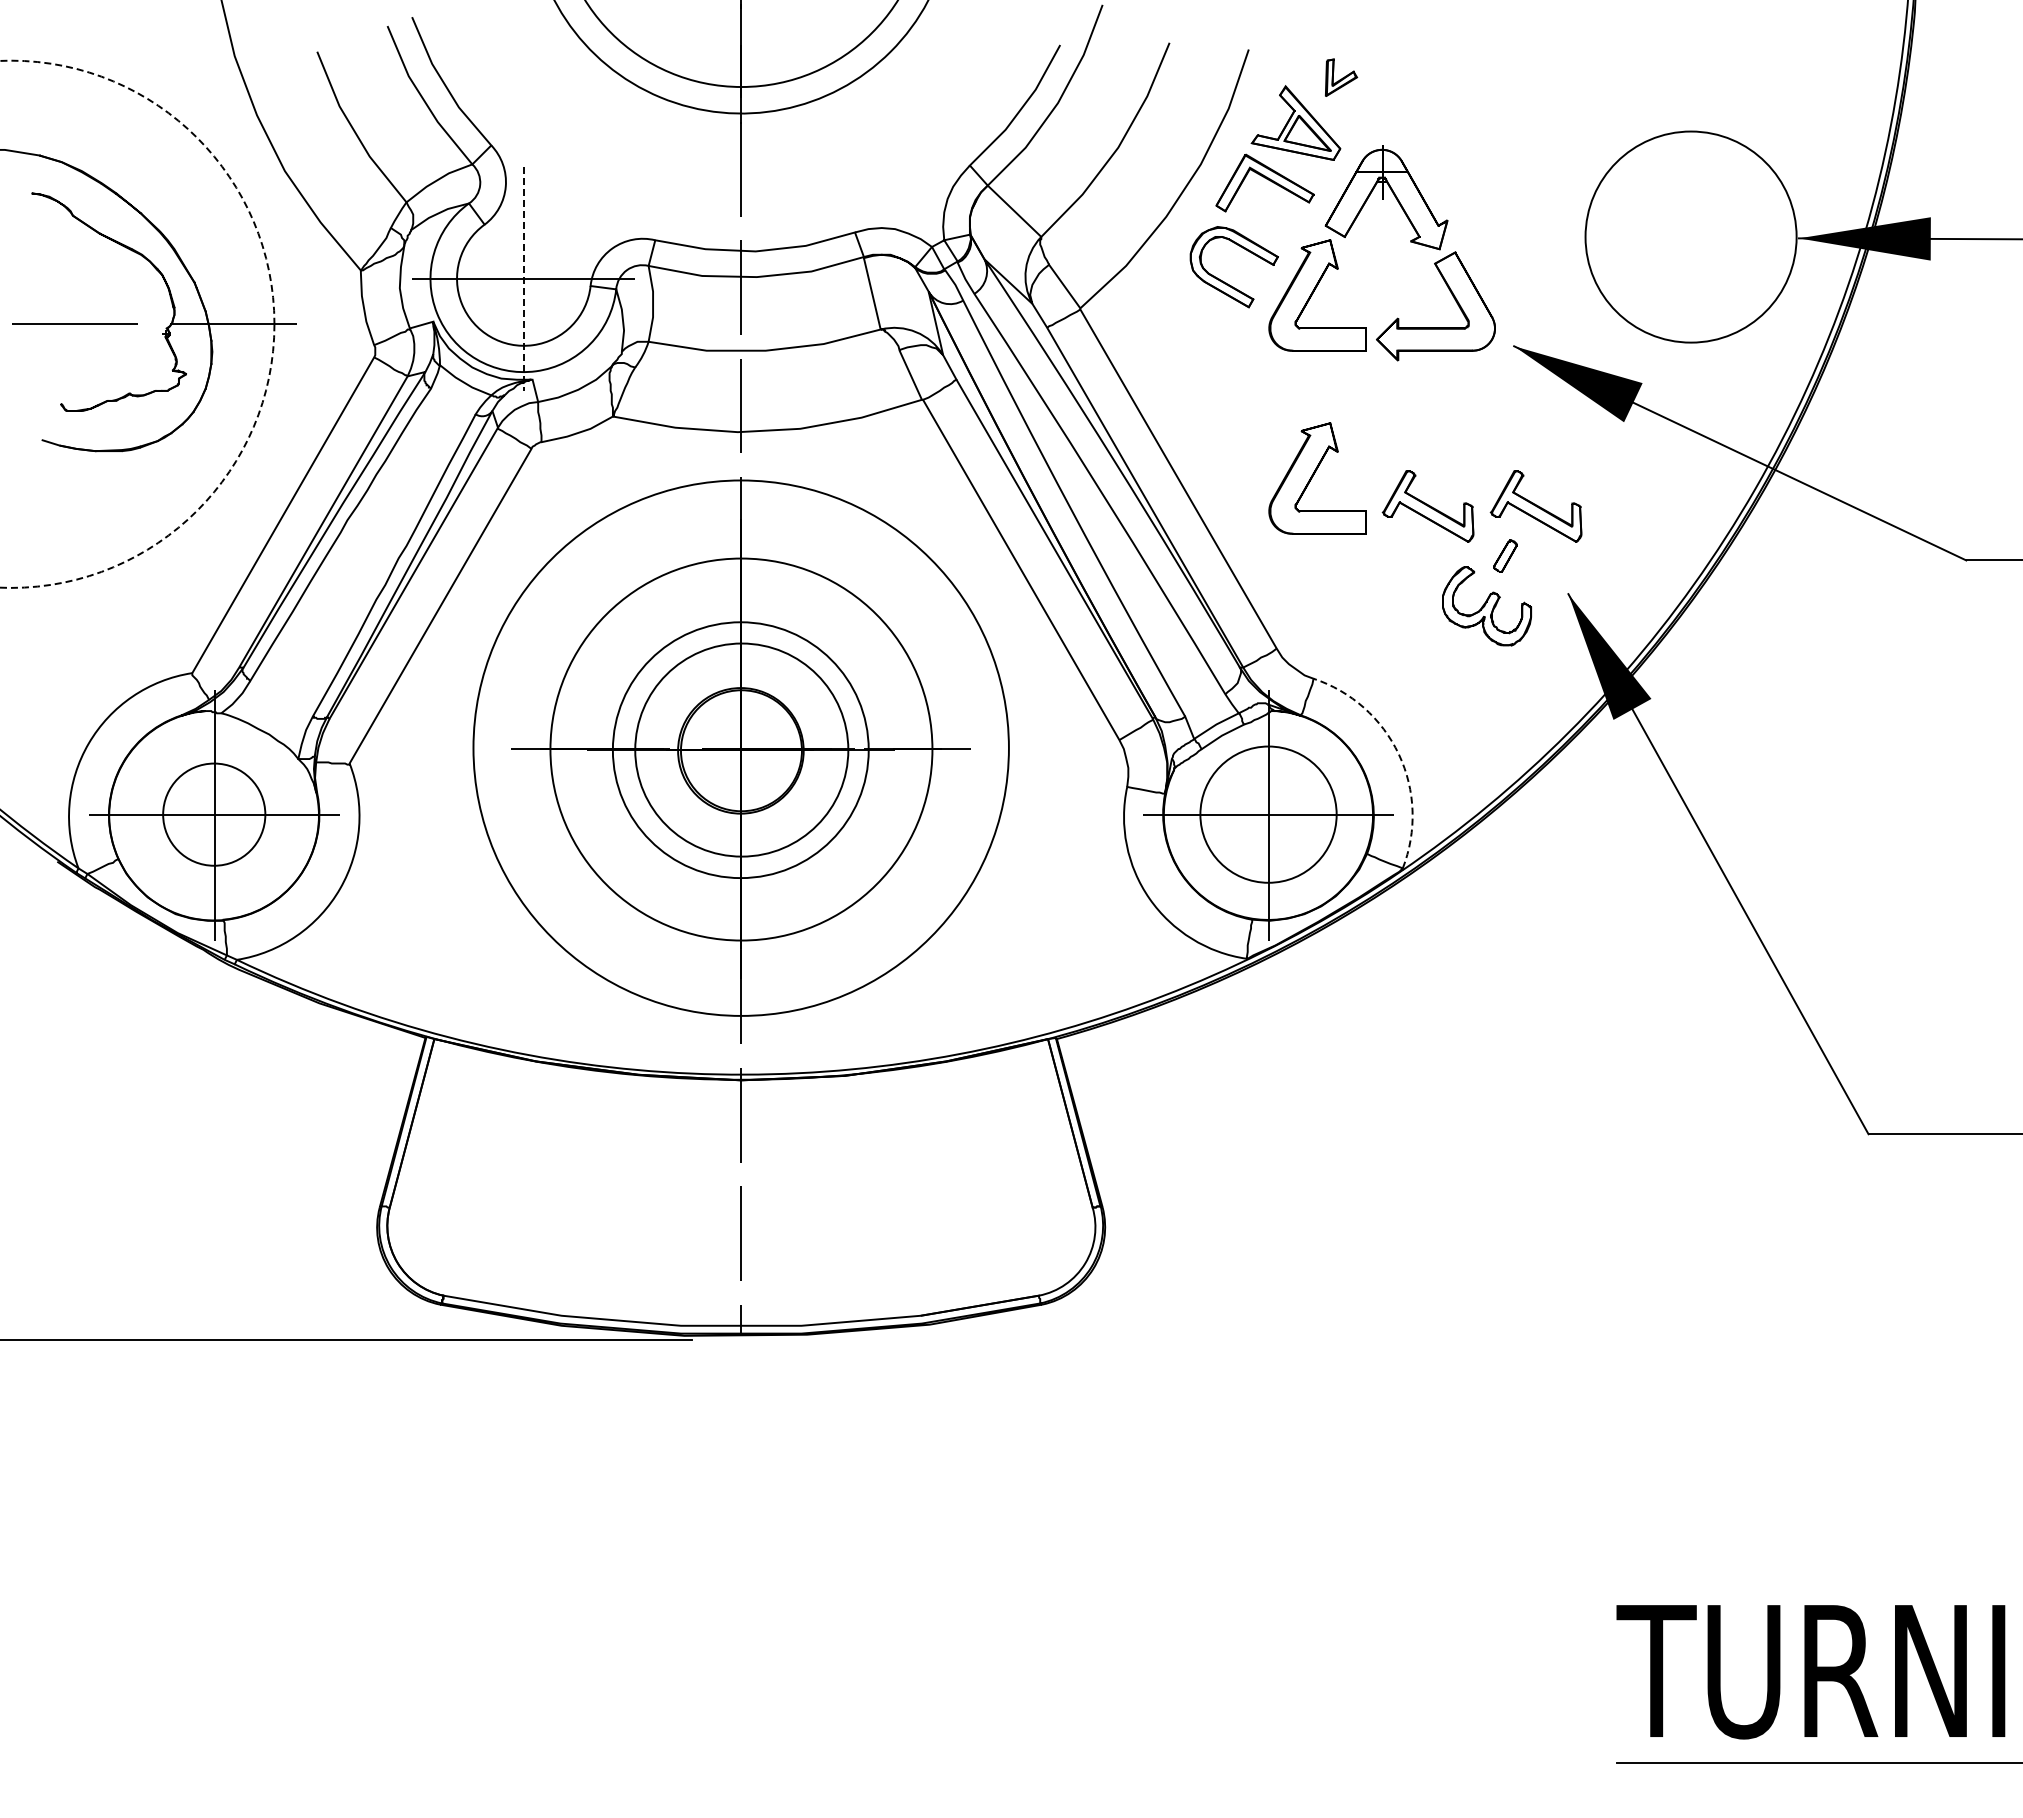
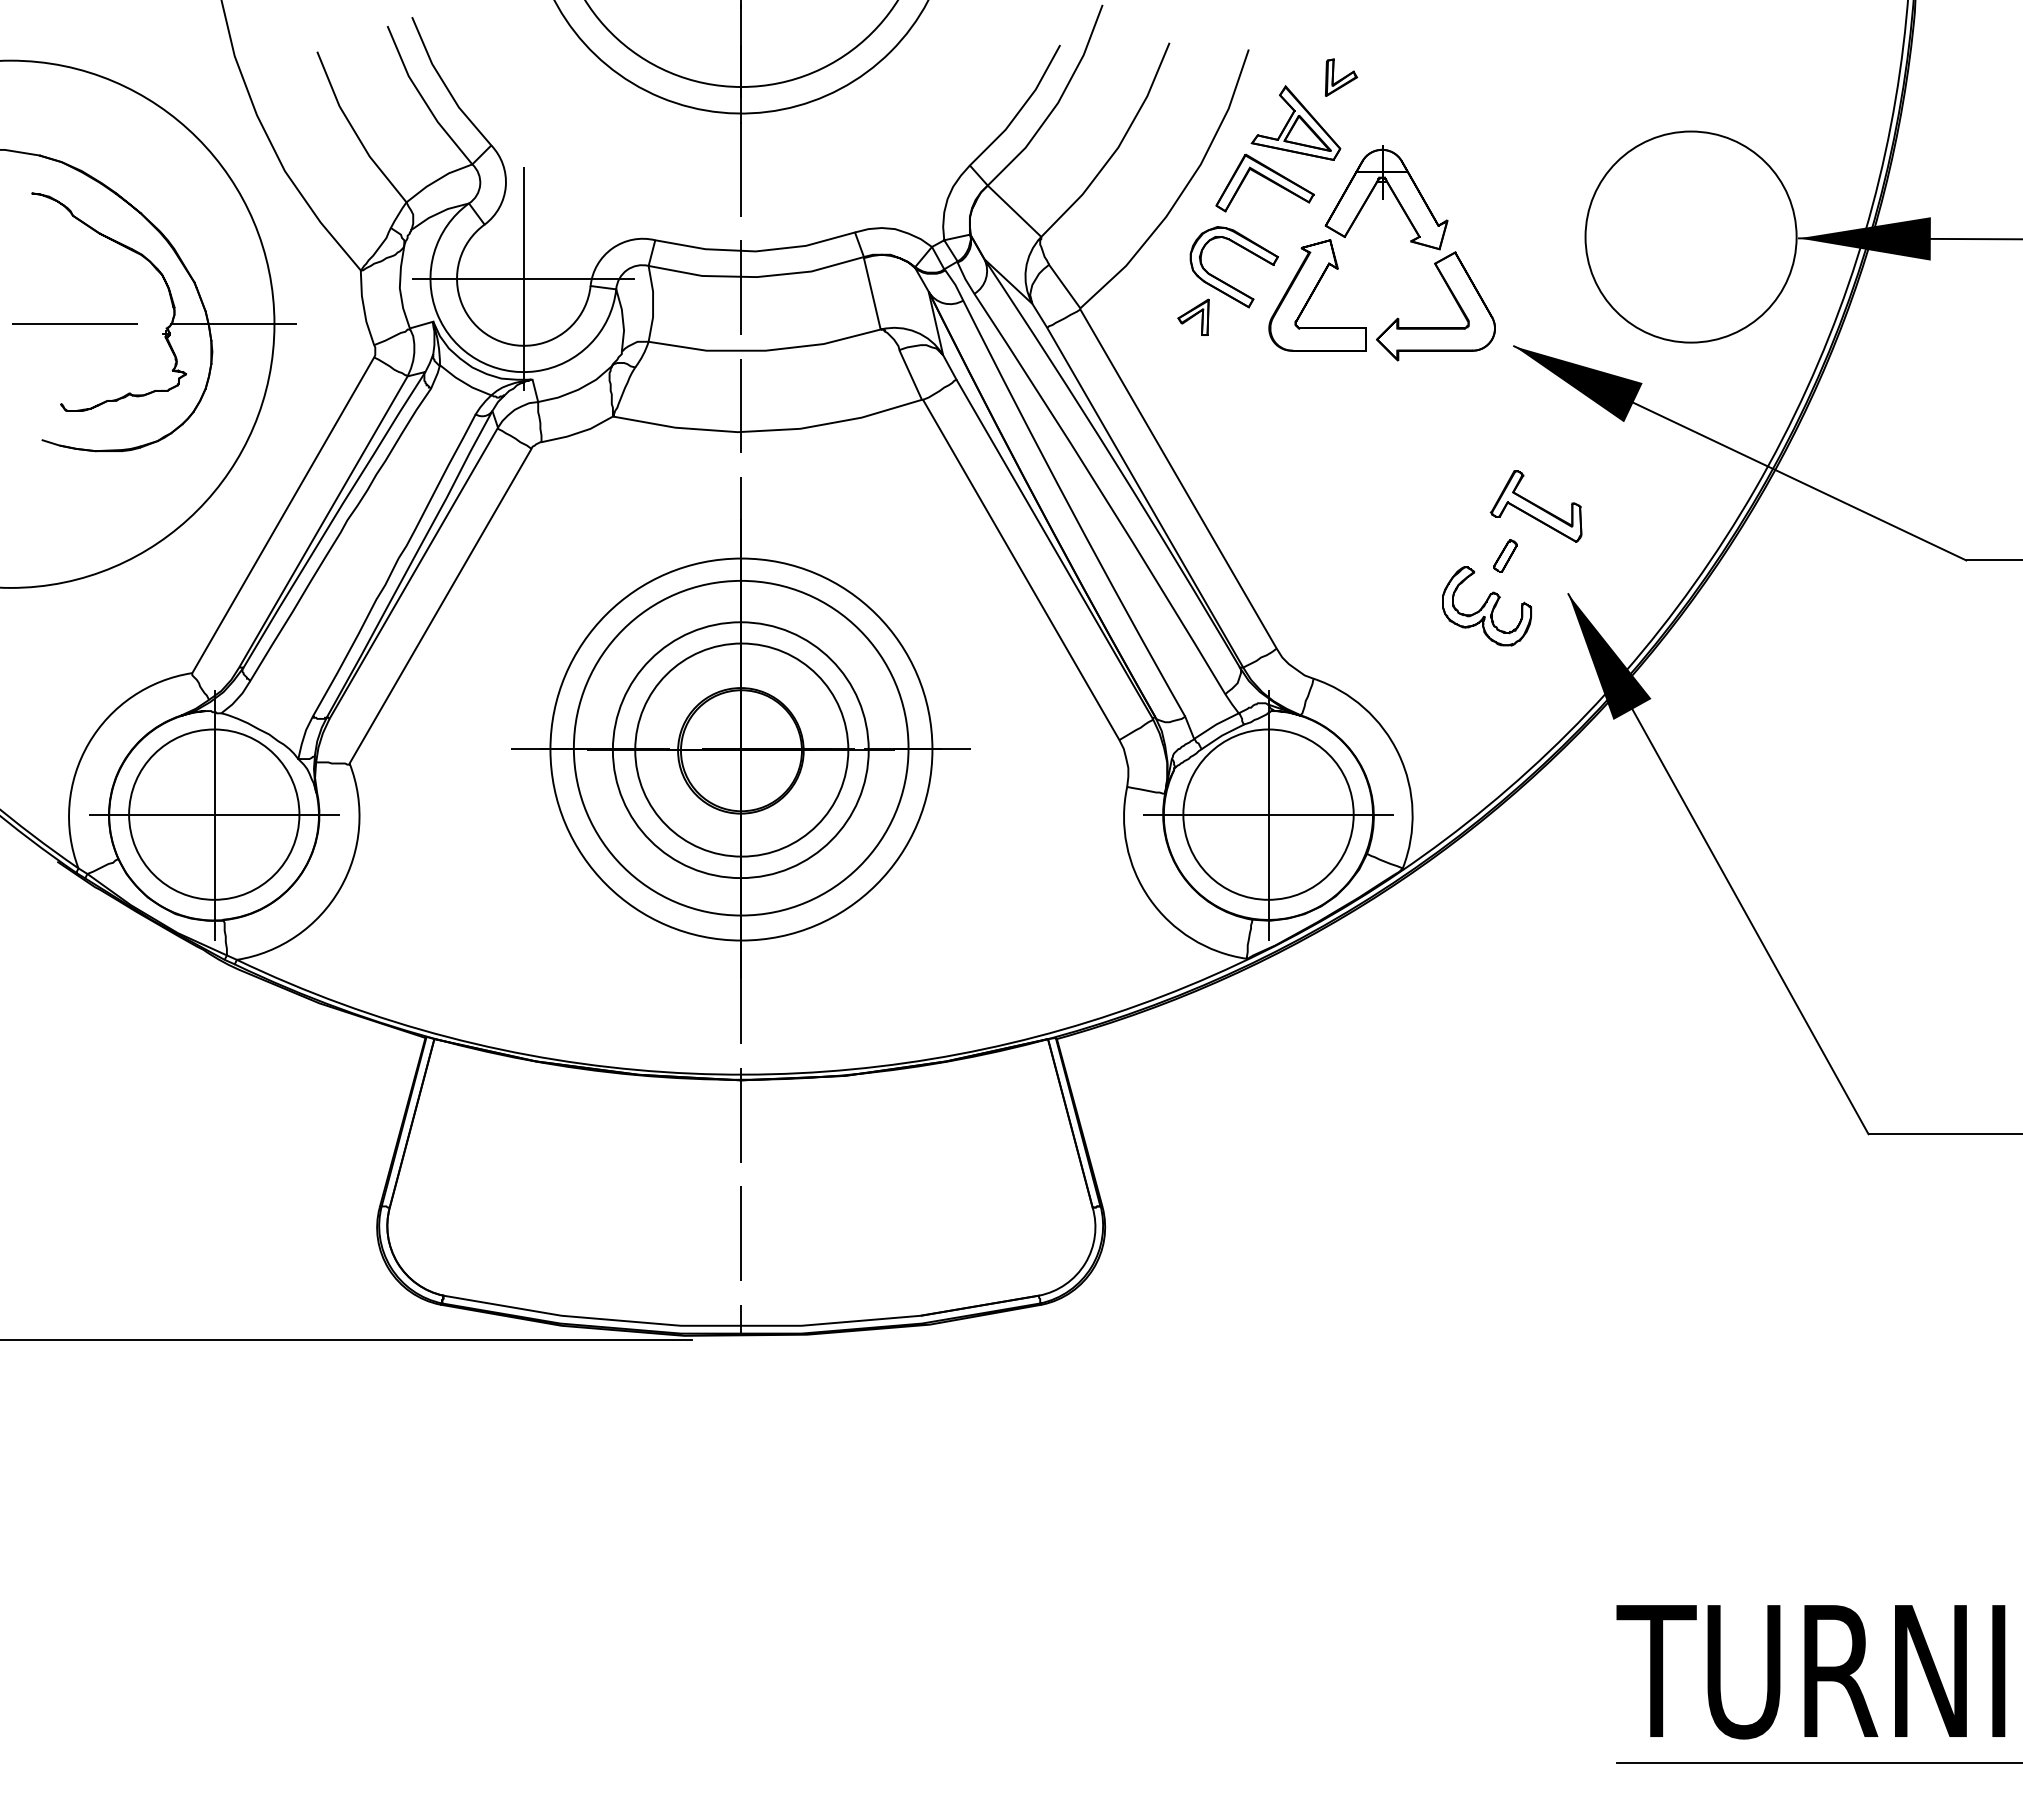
line: dashed -> solid (523, 279)
part: none -> present (1193, 316)
circle: dashed -> solid (137, 323)
part: present -> none (1317, 478)
part: present -> none (1427, 506)
circle diameter: 535 px -> 335 px (740, 747)
arc: dashed -> solid (1398, 754)
circle diameter: 102 px -> 170 px (214, 814)
circle diameter: 136 px -> 170 px (1268, 814)
